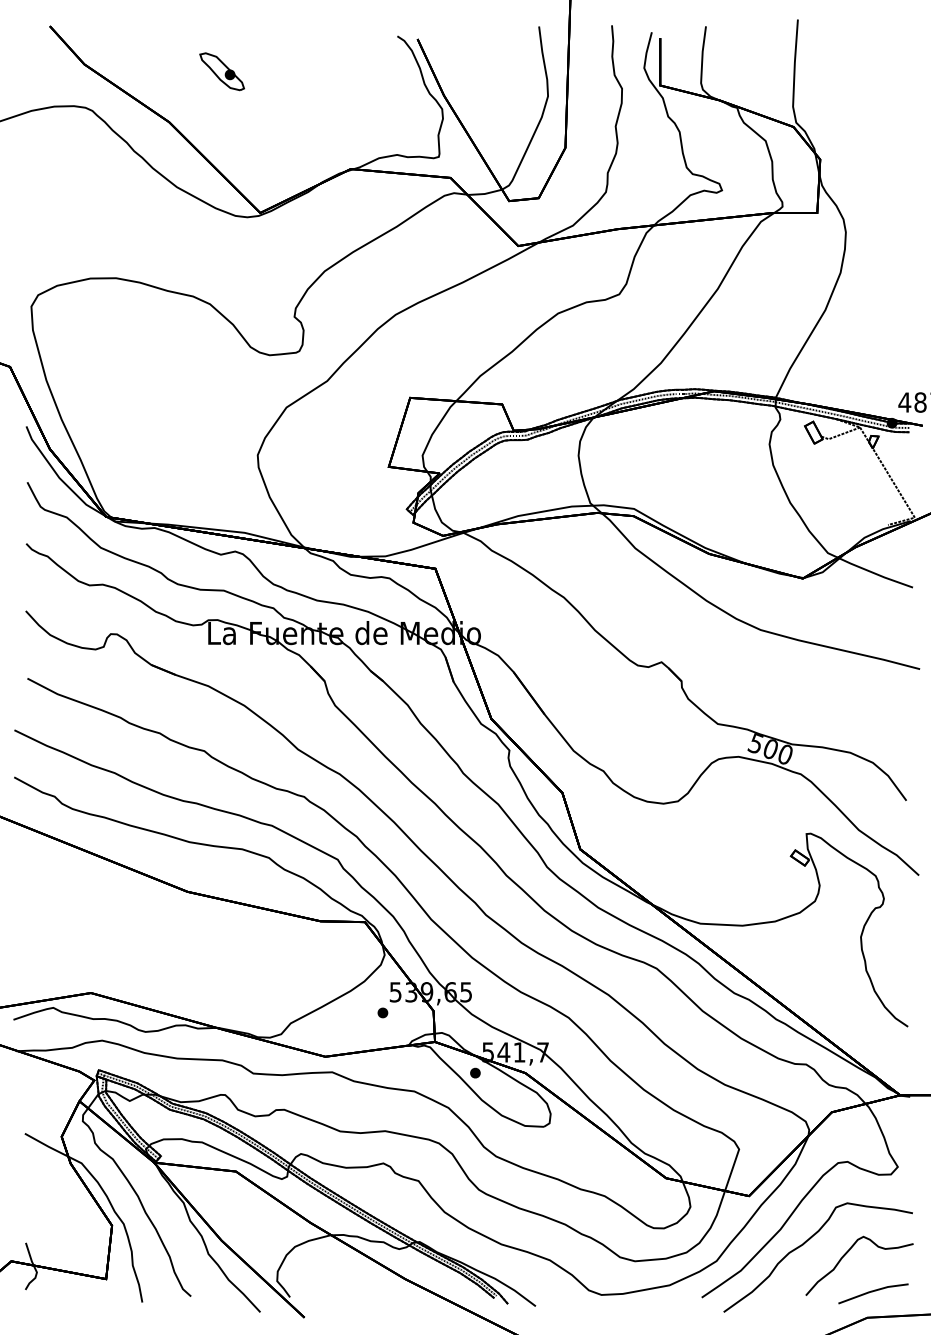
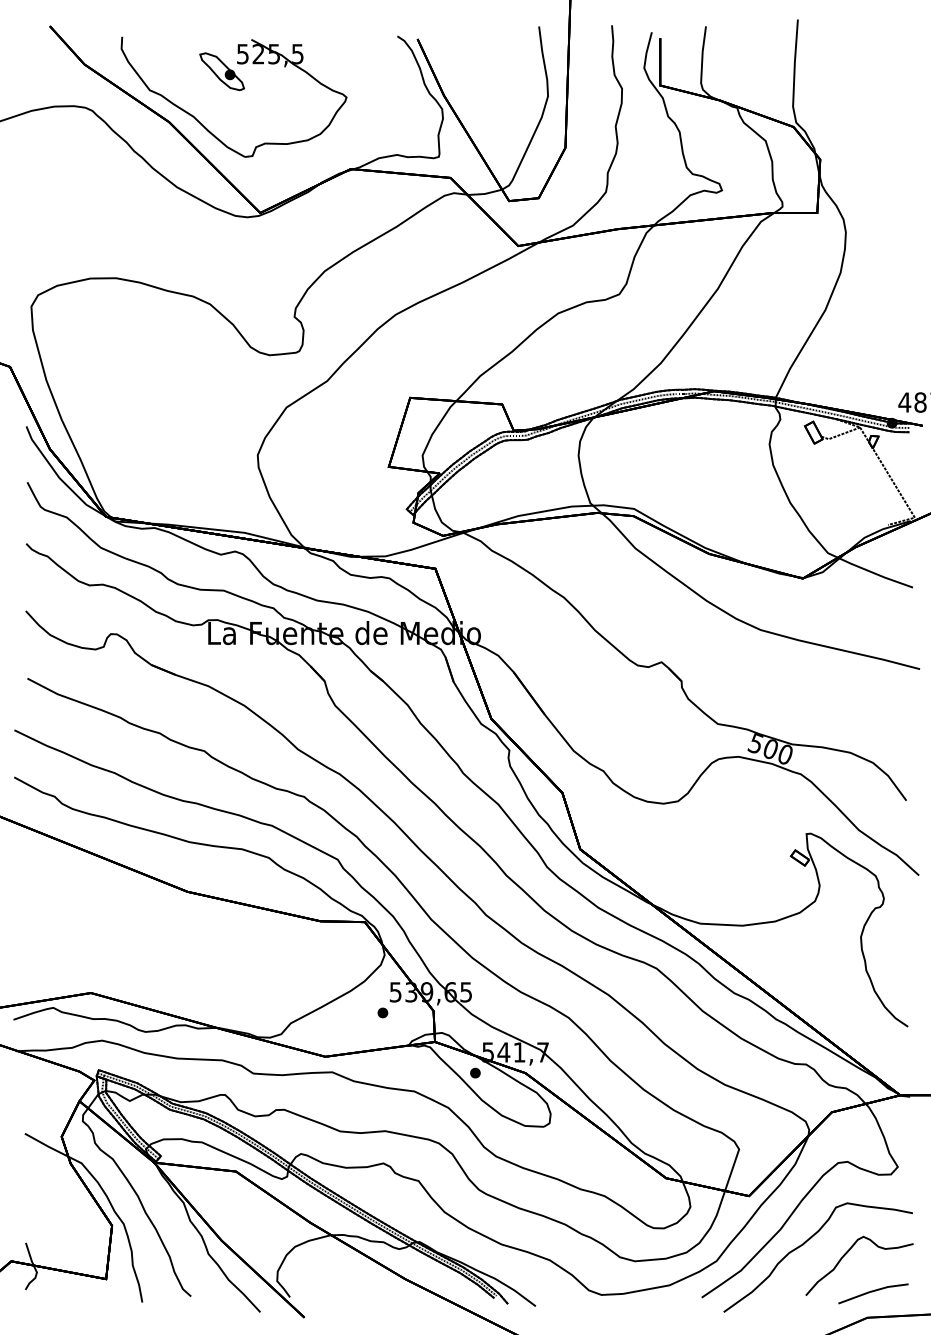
part: none -> present (239, 64)
